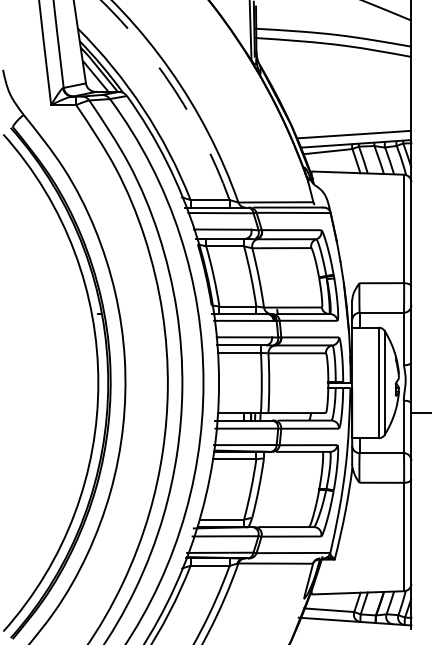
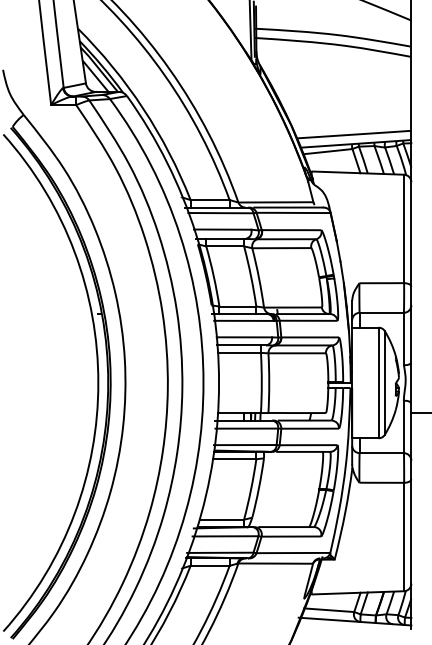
arc: dashed -> solid (176, 92)
